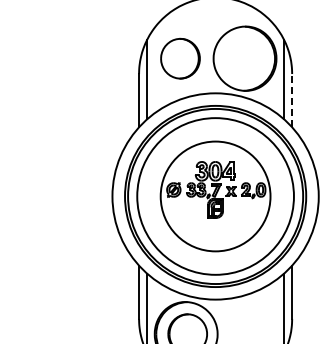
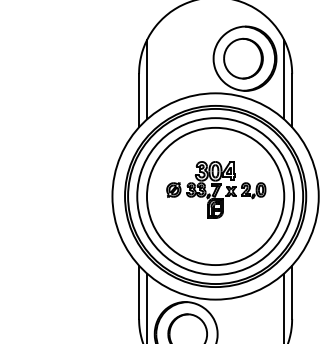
part position: (180, 58) -> (243, 58) (243, 58)
line: dashed -> solid (292, 100)
circle diameter: 110 px -> 137 px (215, 196)
